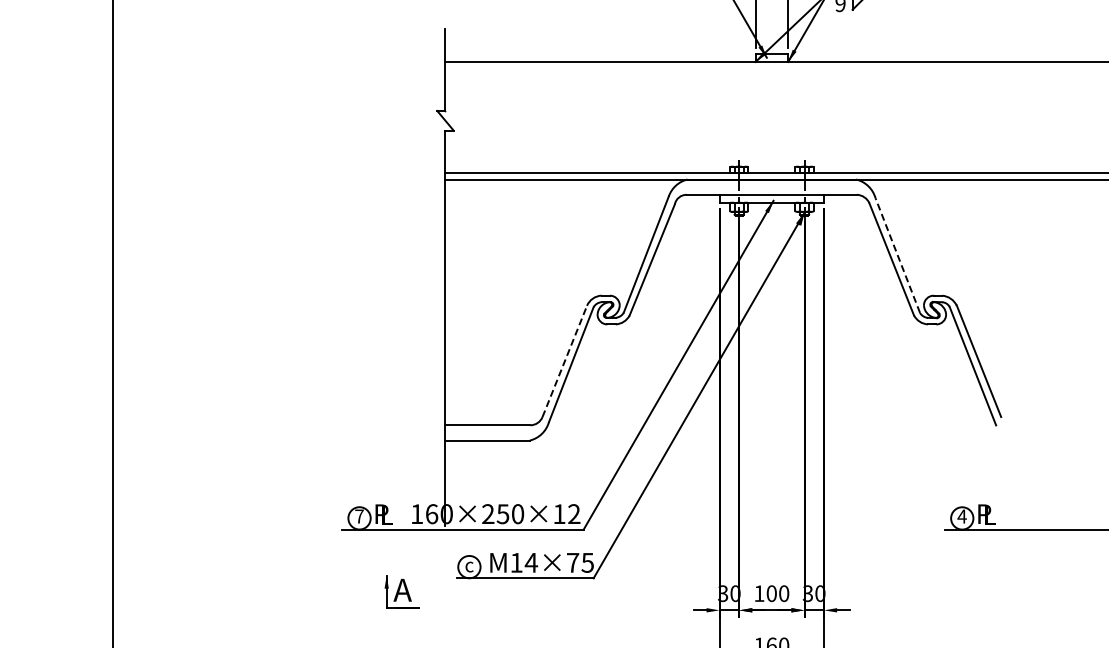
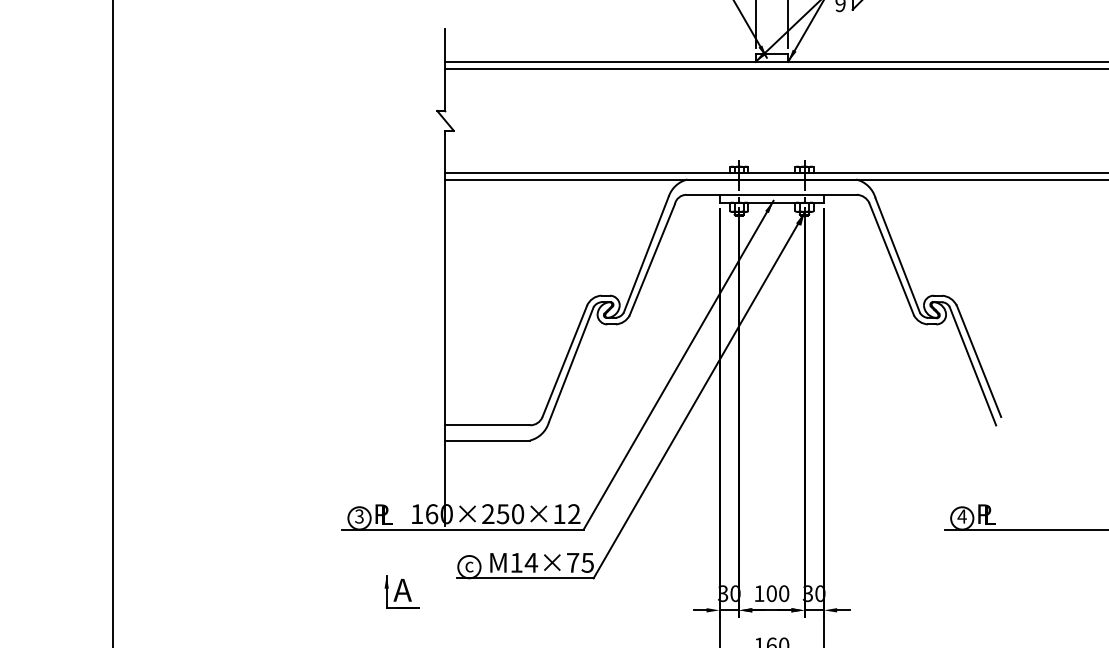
line: none -> present (775, 68)
line: dashed -> solid (897, 255)
line: dashed -> solid (564, 361)
text: 7 -> 3 (359, 516)
